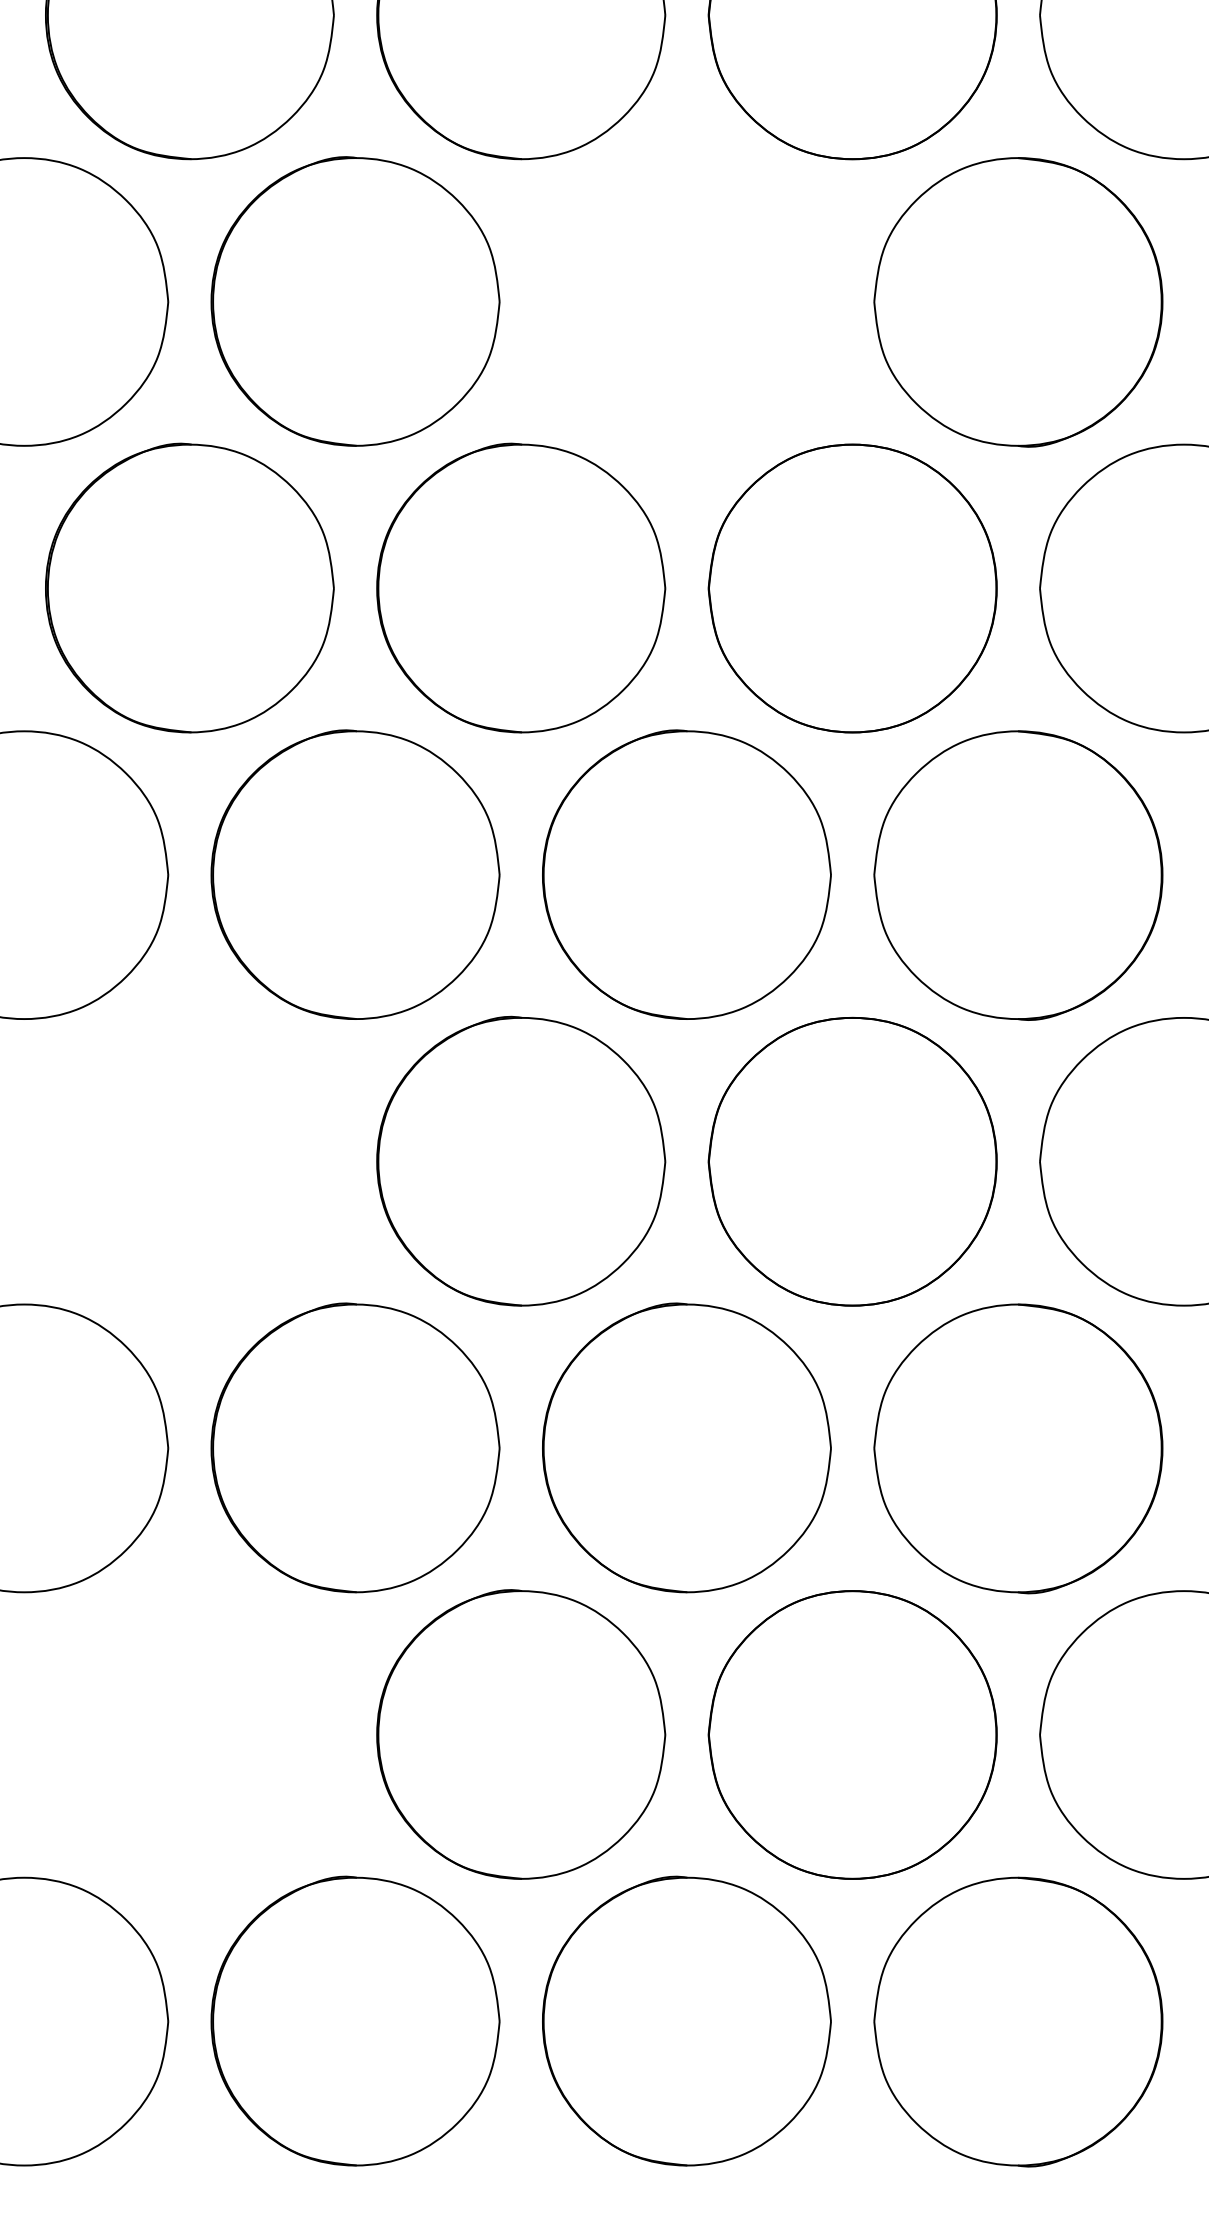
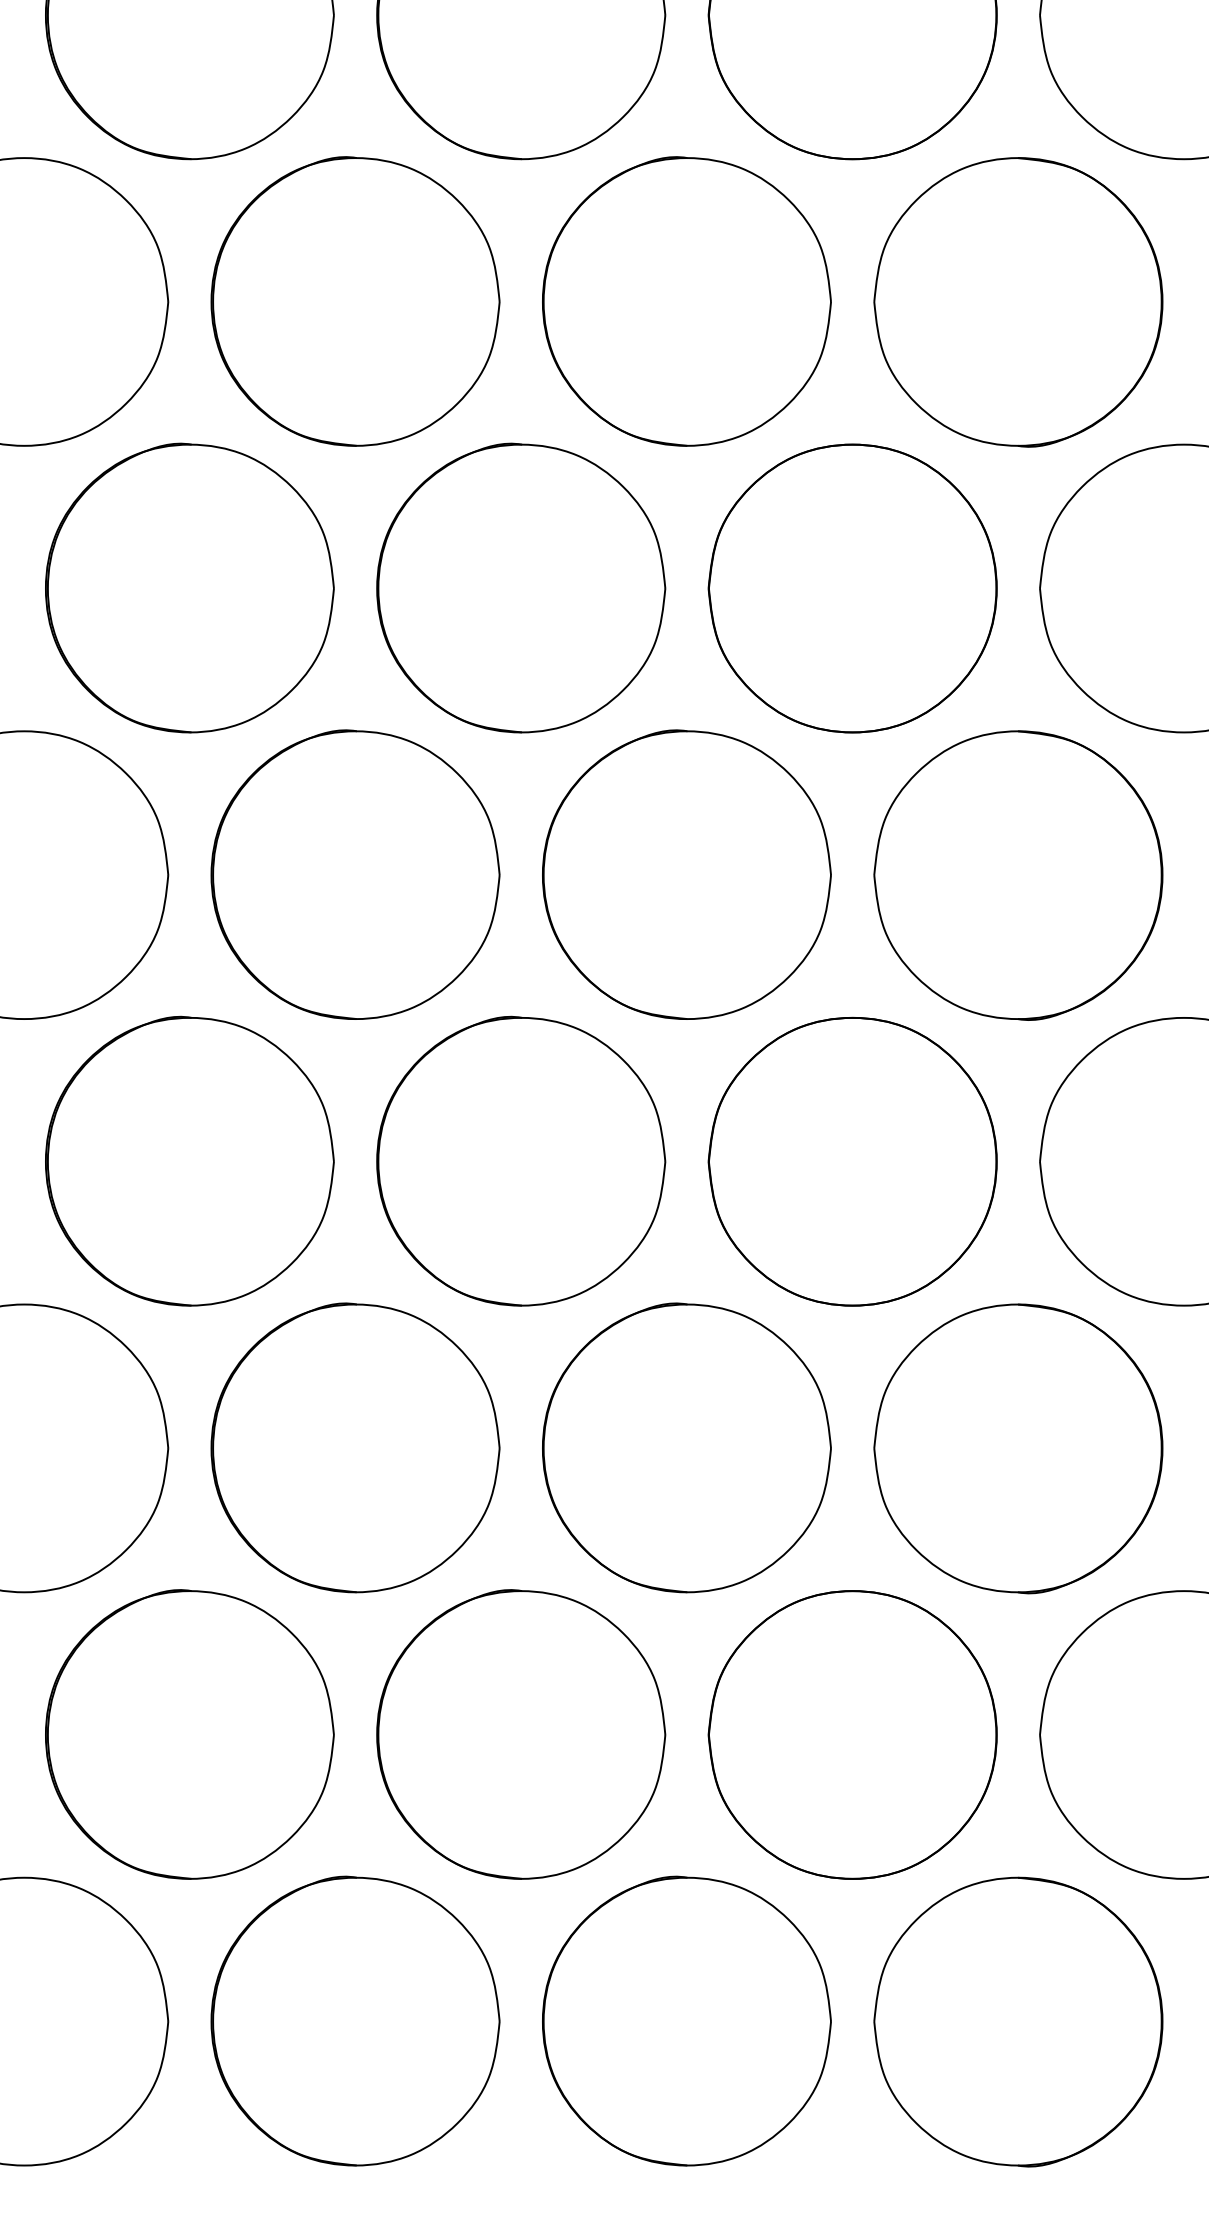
part: none -> present (686, 301)
part: none -> present (189, 1160)
part: none -> present (189, 1734)
